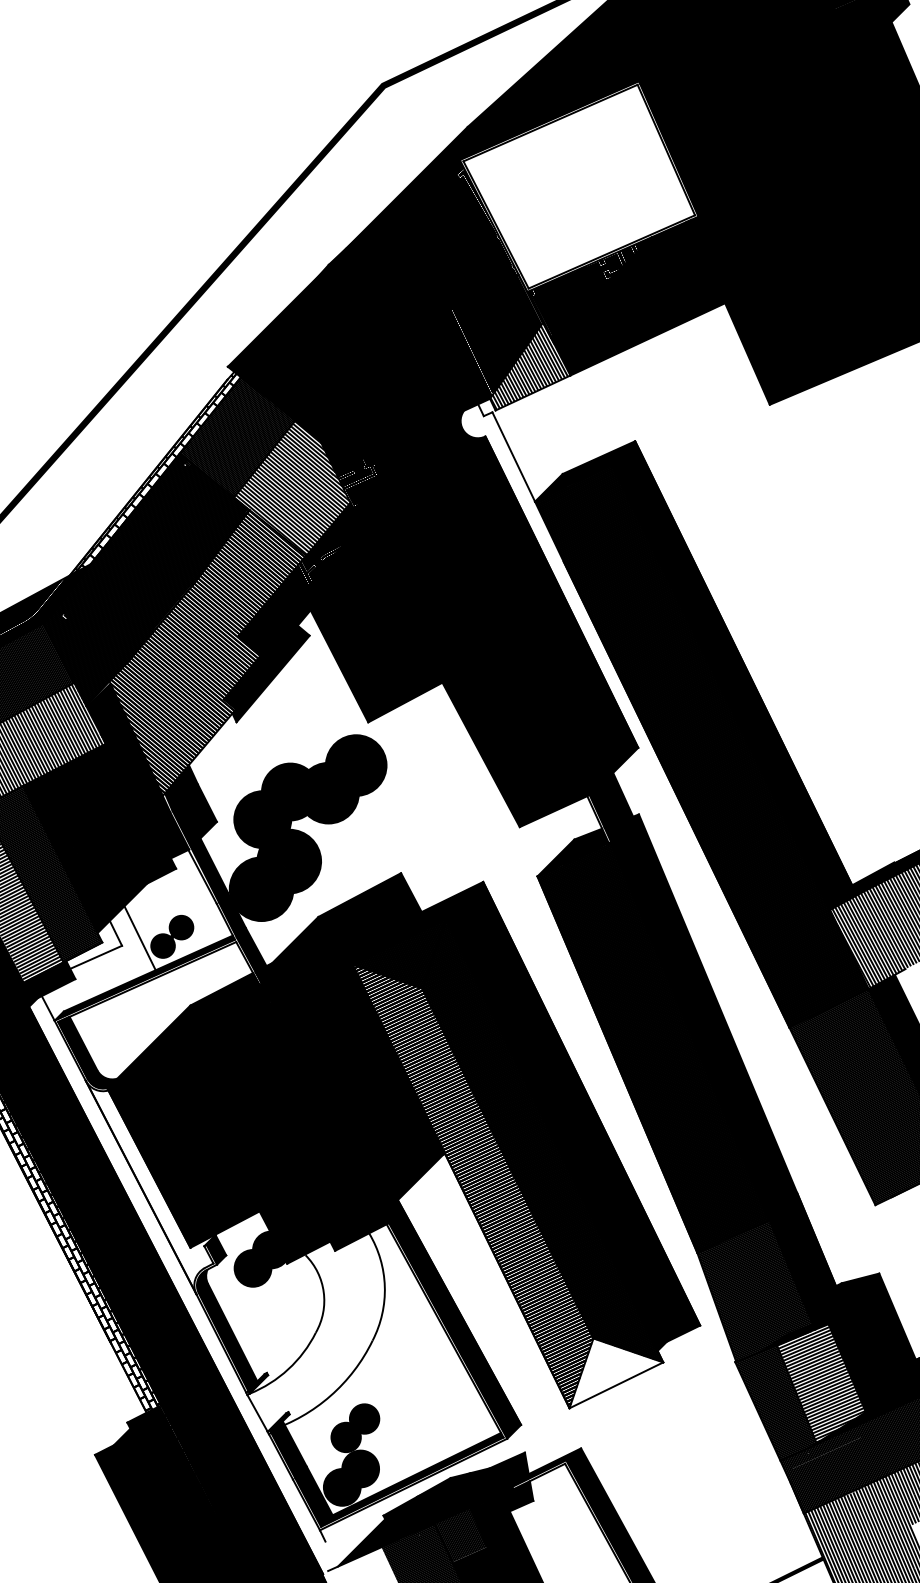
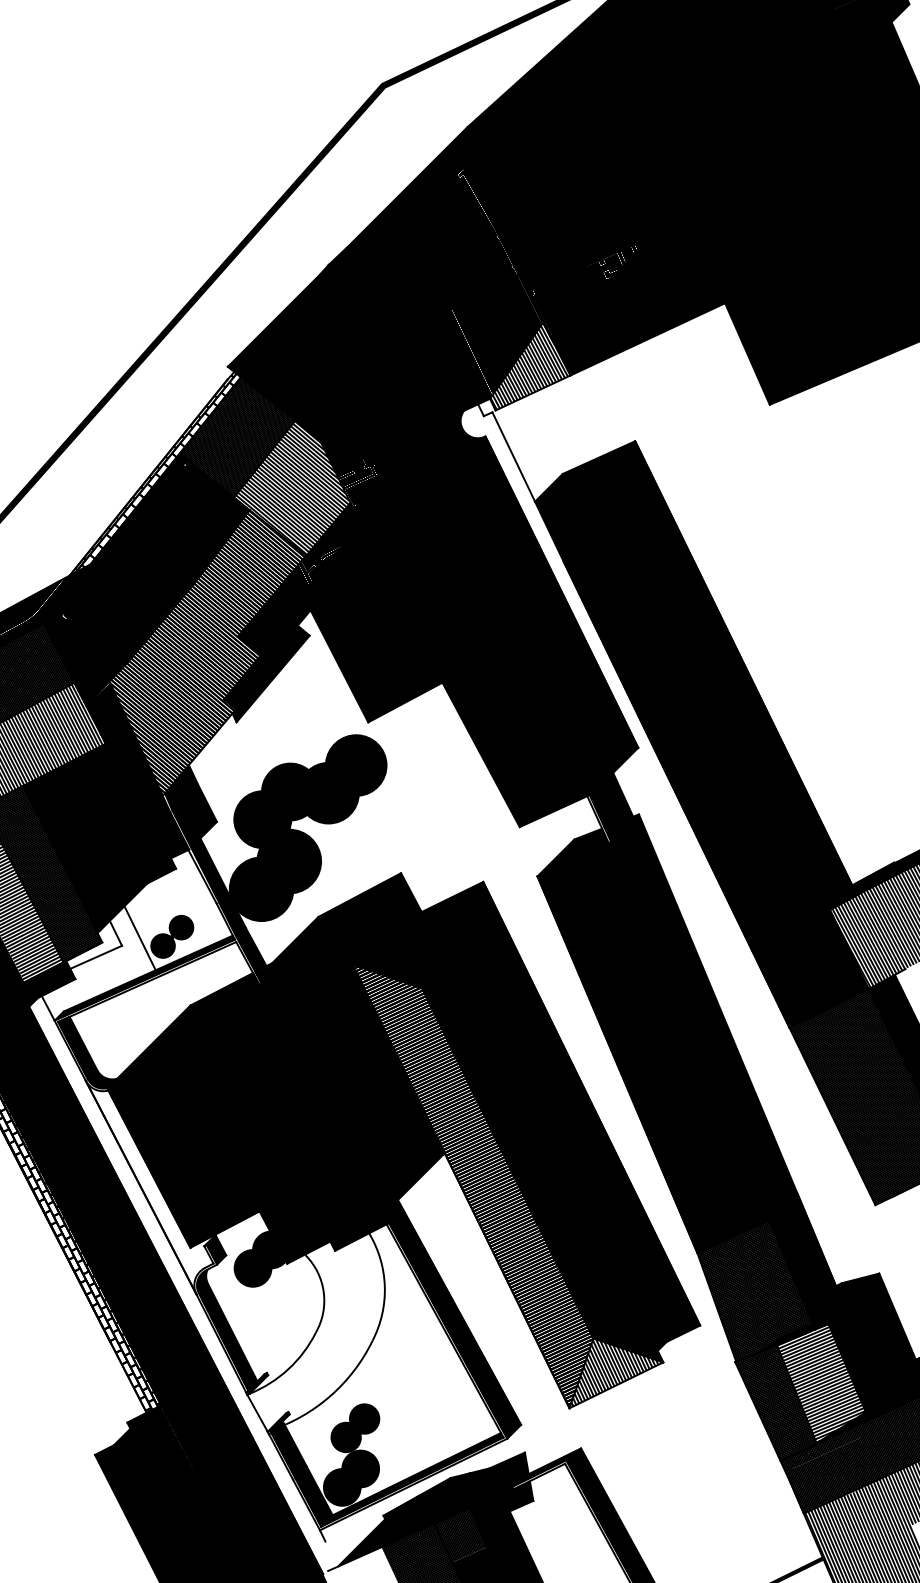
fill: none -> present (578, 186)
hatch: none -> present (615, 1373)
